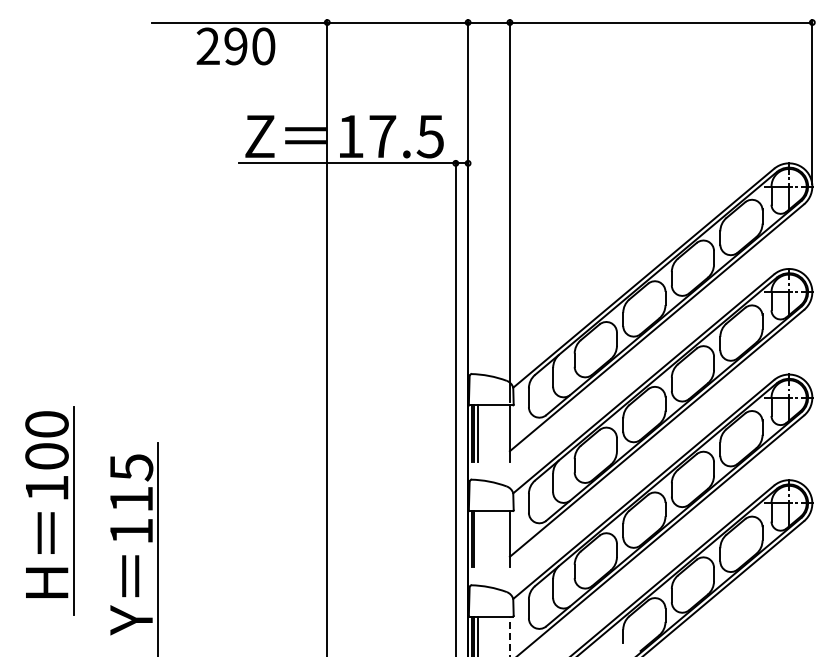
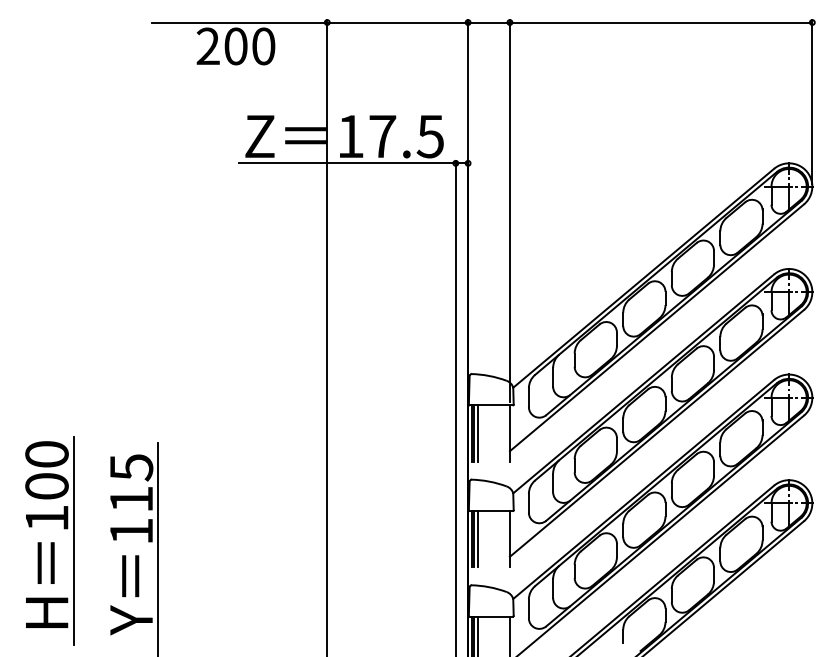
text: 290 -> 200 (235, 46)
part position: (49, 510) -> (49, 540) (49, 540)
line: none -> present (478, 538)
line: dashed -> solid (509, 636)
